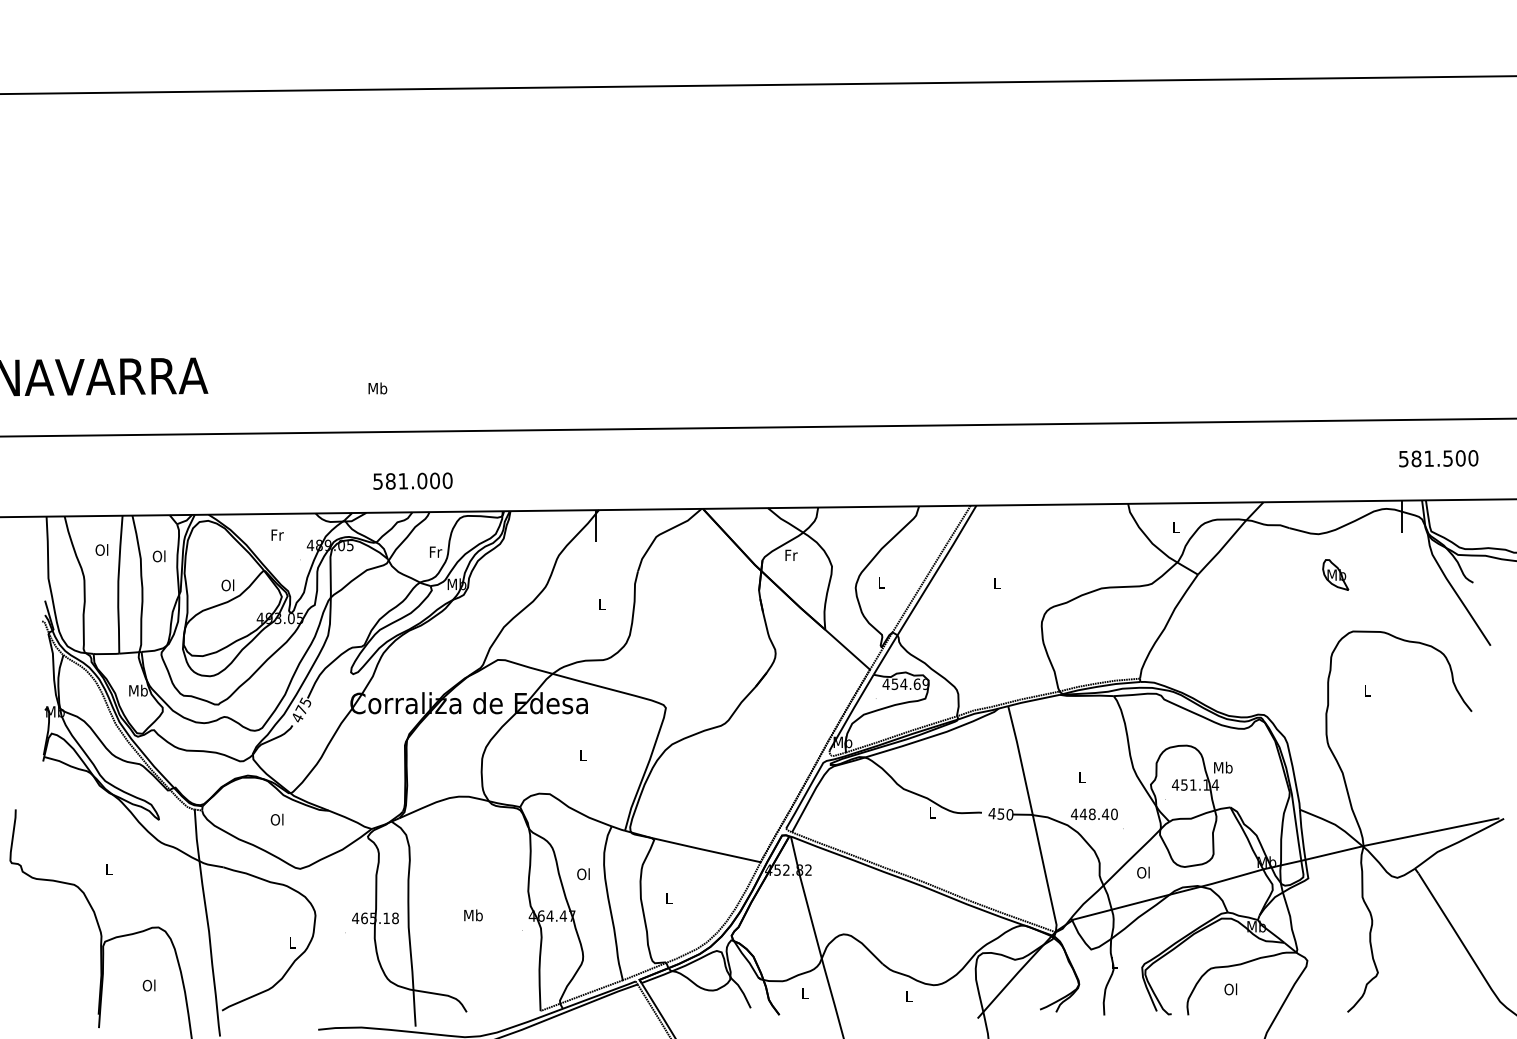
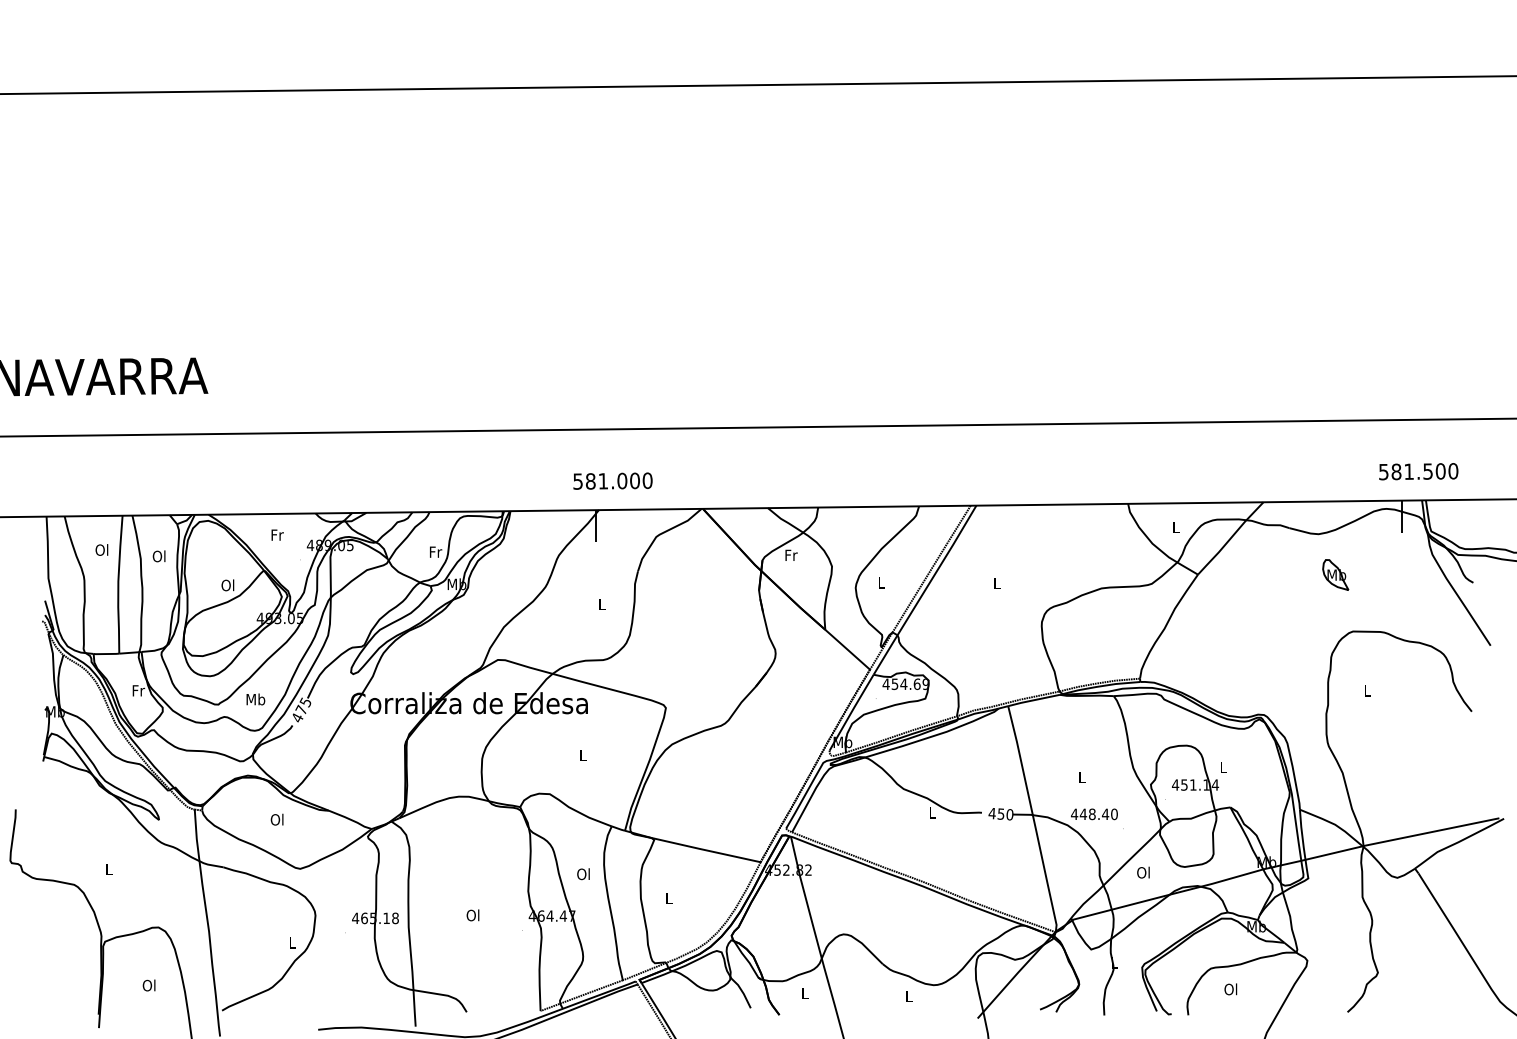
text position: (377, 388) -> (255, 699) (255, 699)
text position: (1438, 458) -> (1418, 471) (1418, 471)
text position: (412, 480) -> (612, 480) (612, 480)
text: Mb -> Fr (138, 690)
text: Mb -> L (1223, 767)
text: Mb -> Ol (473, 915)
